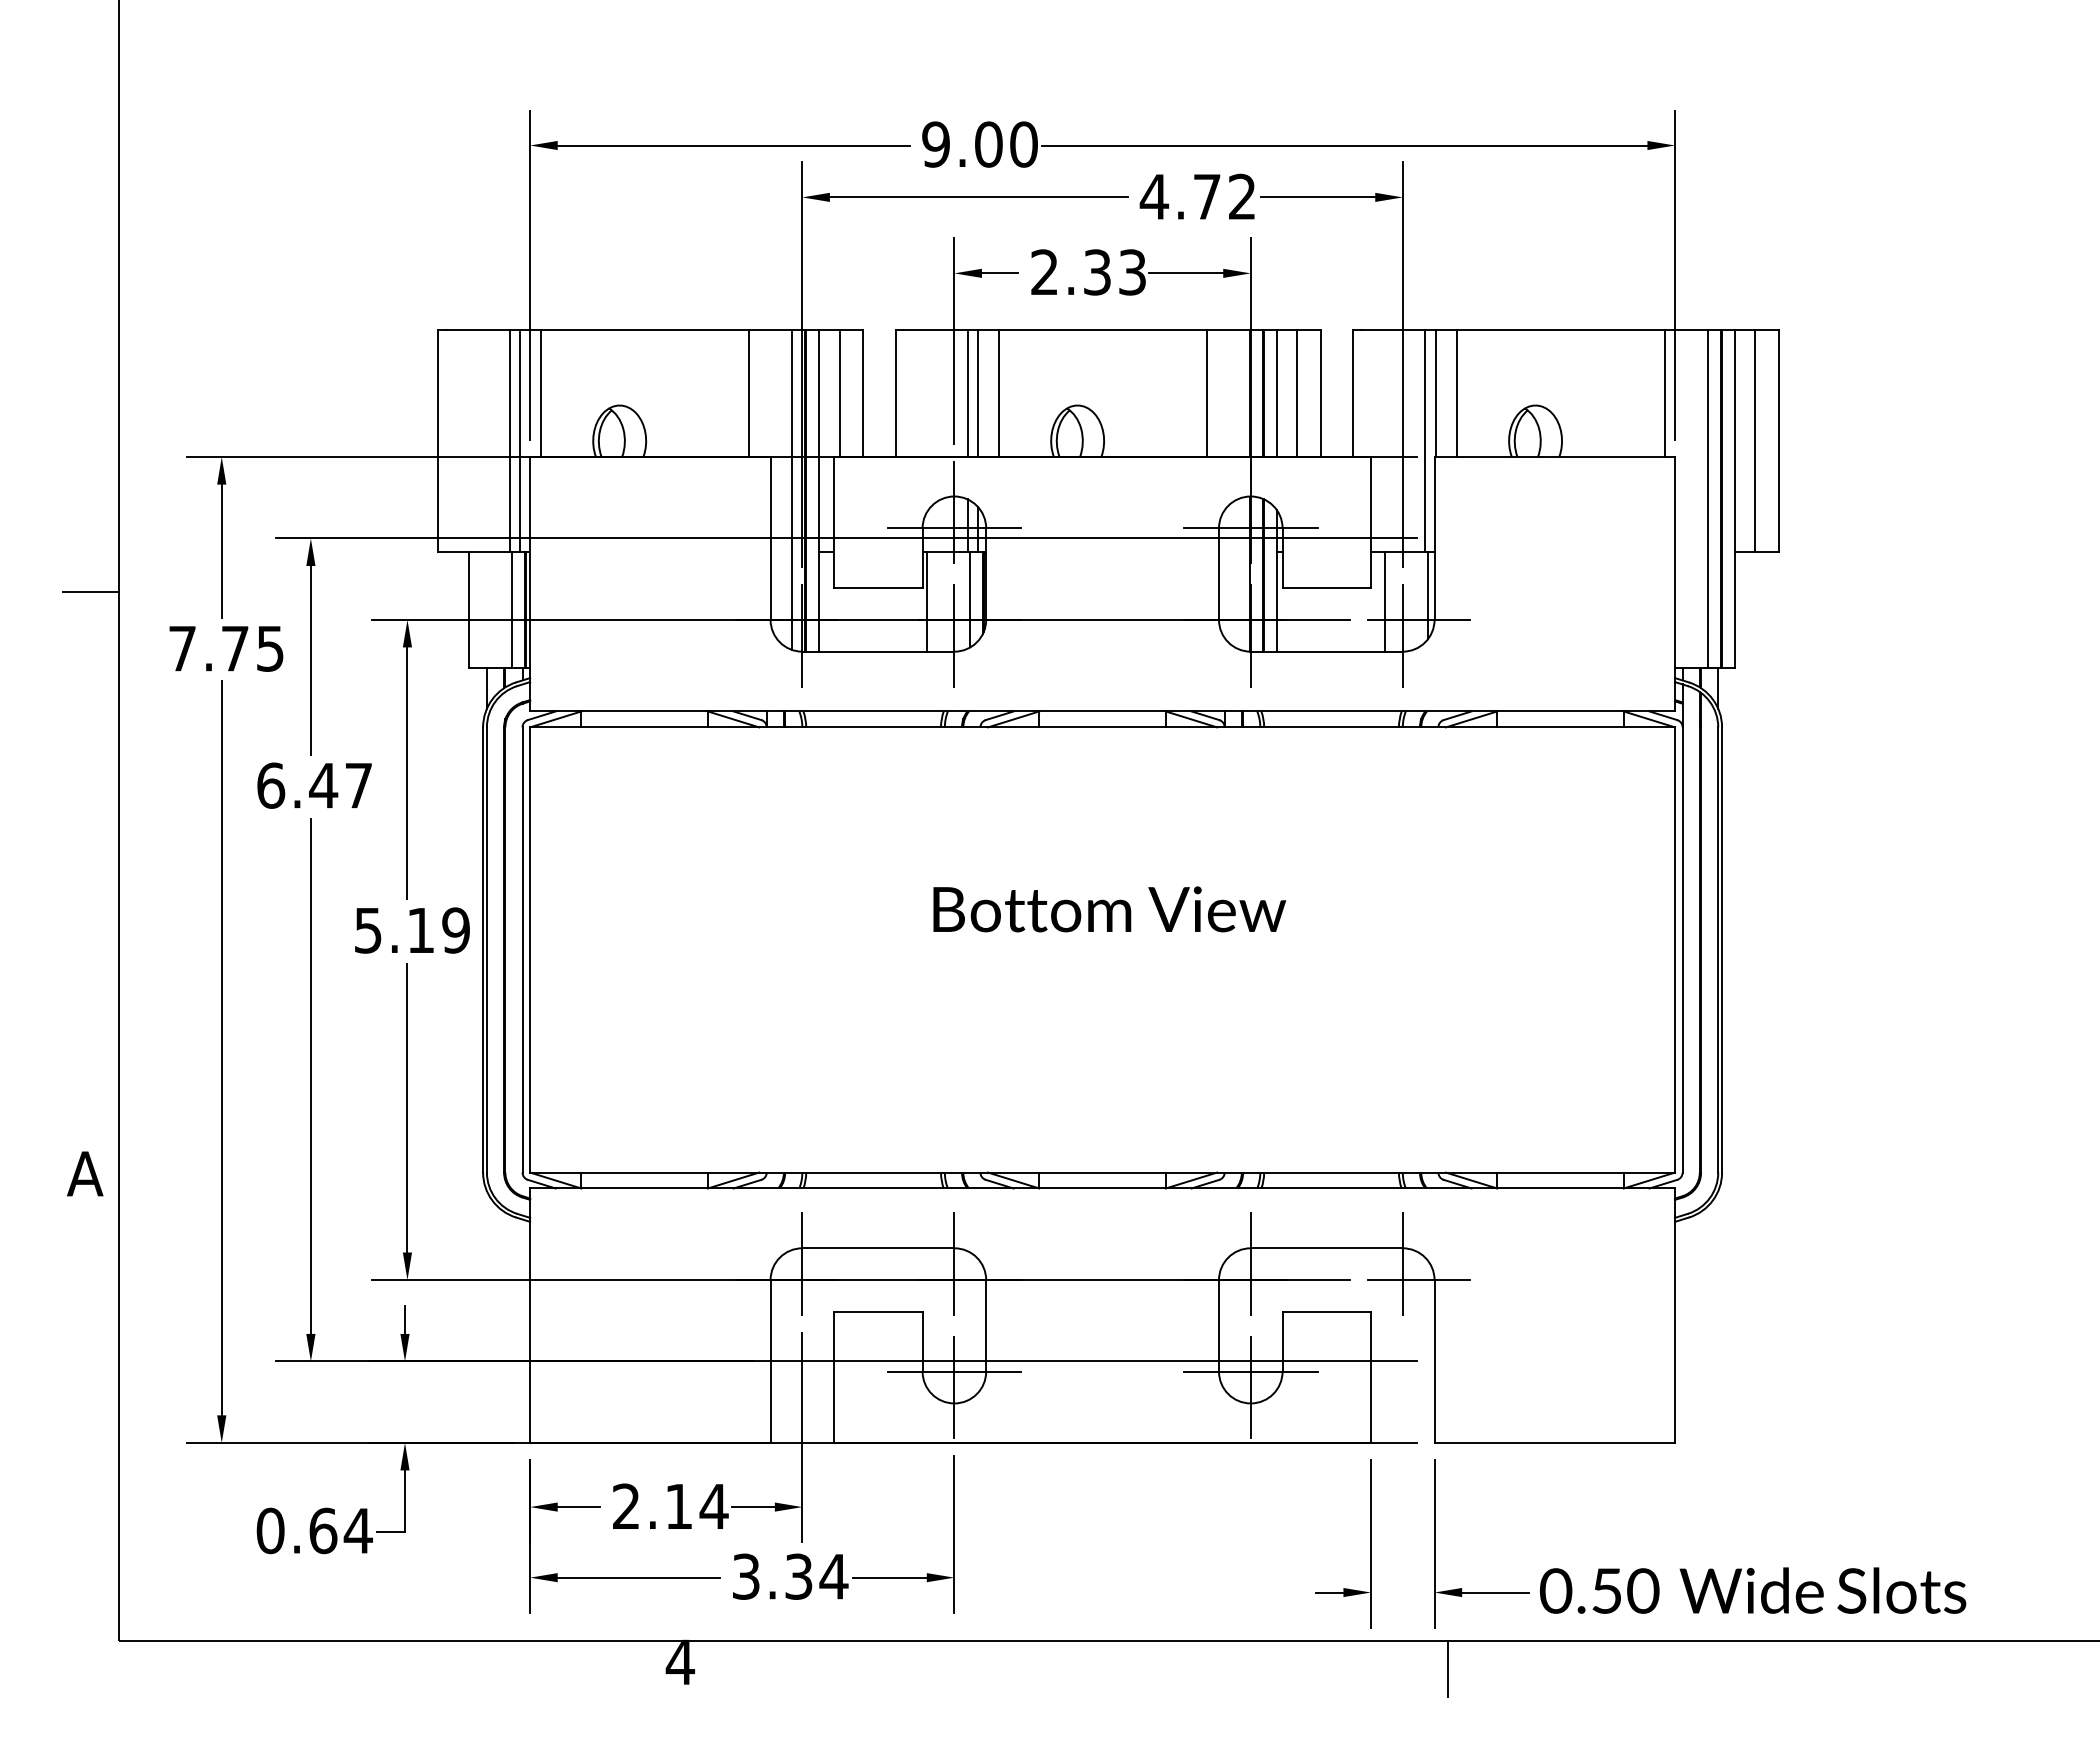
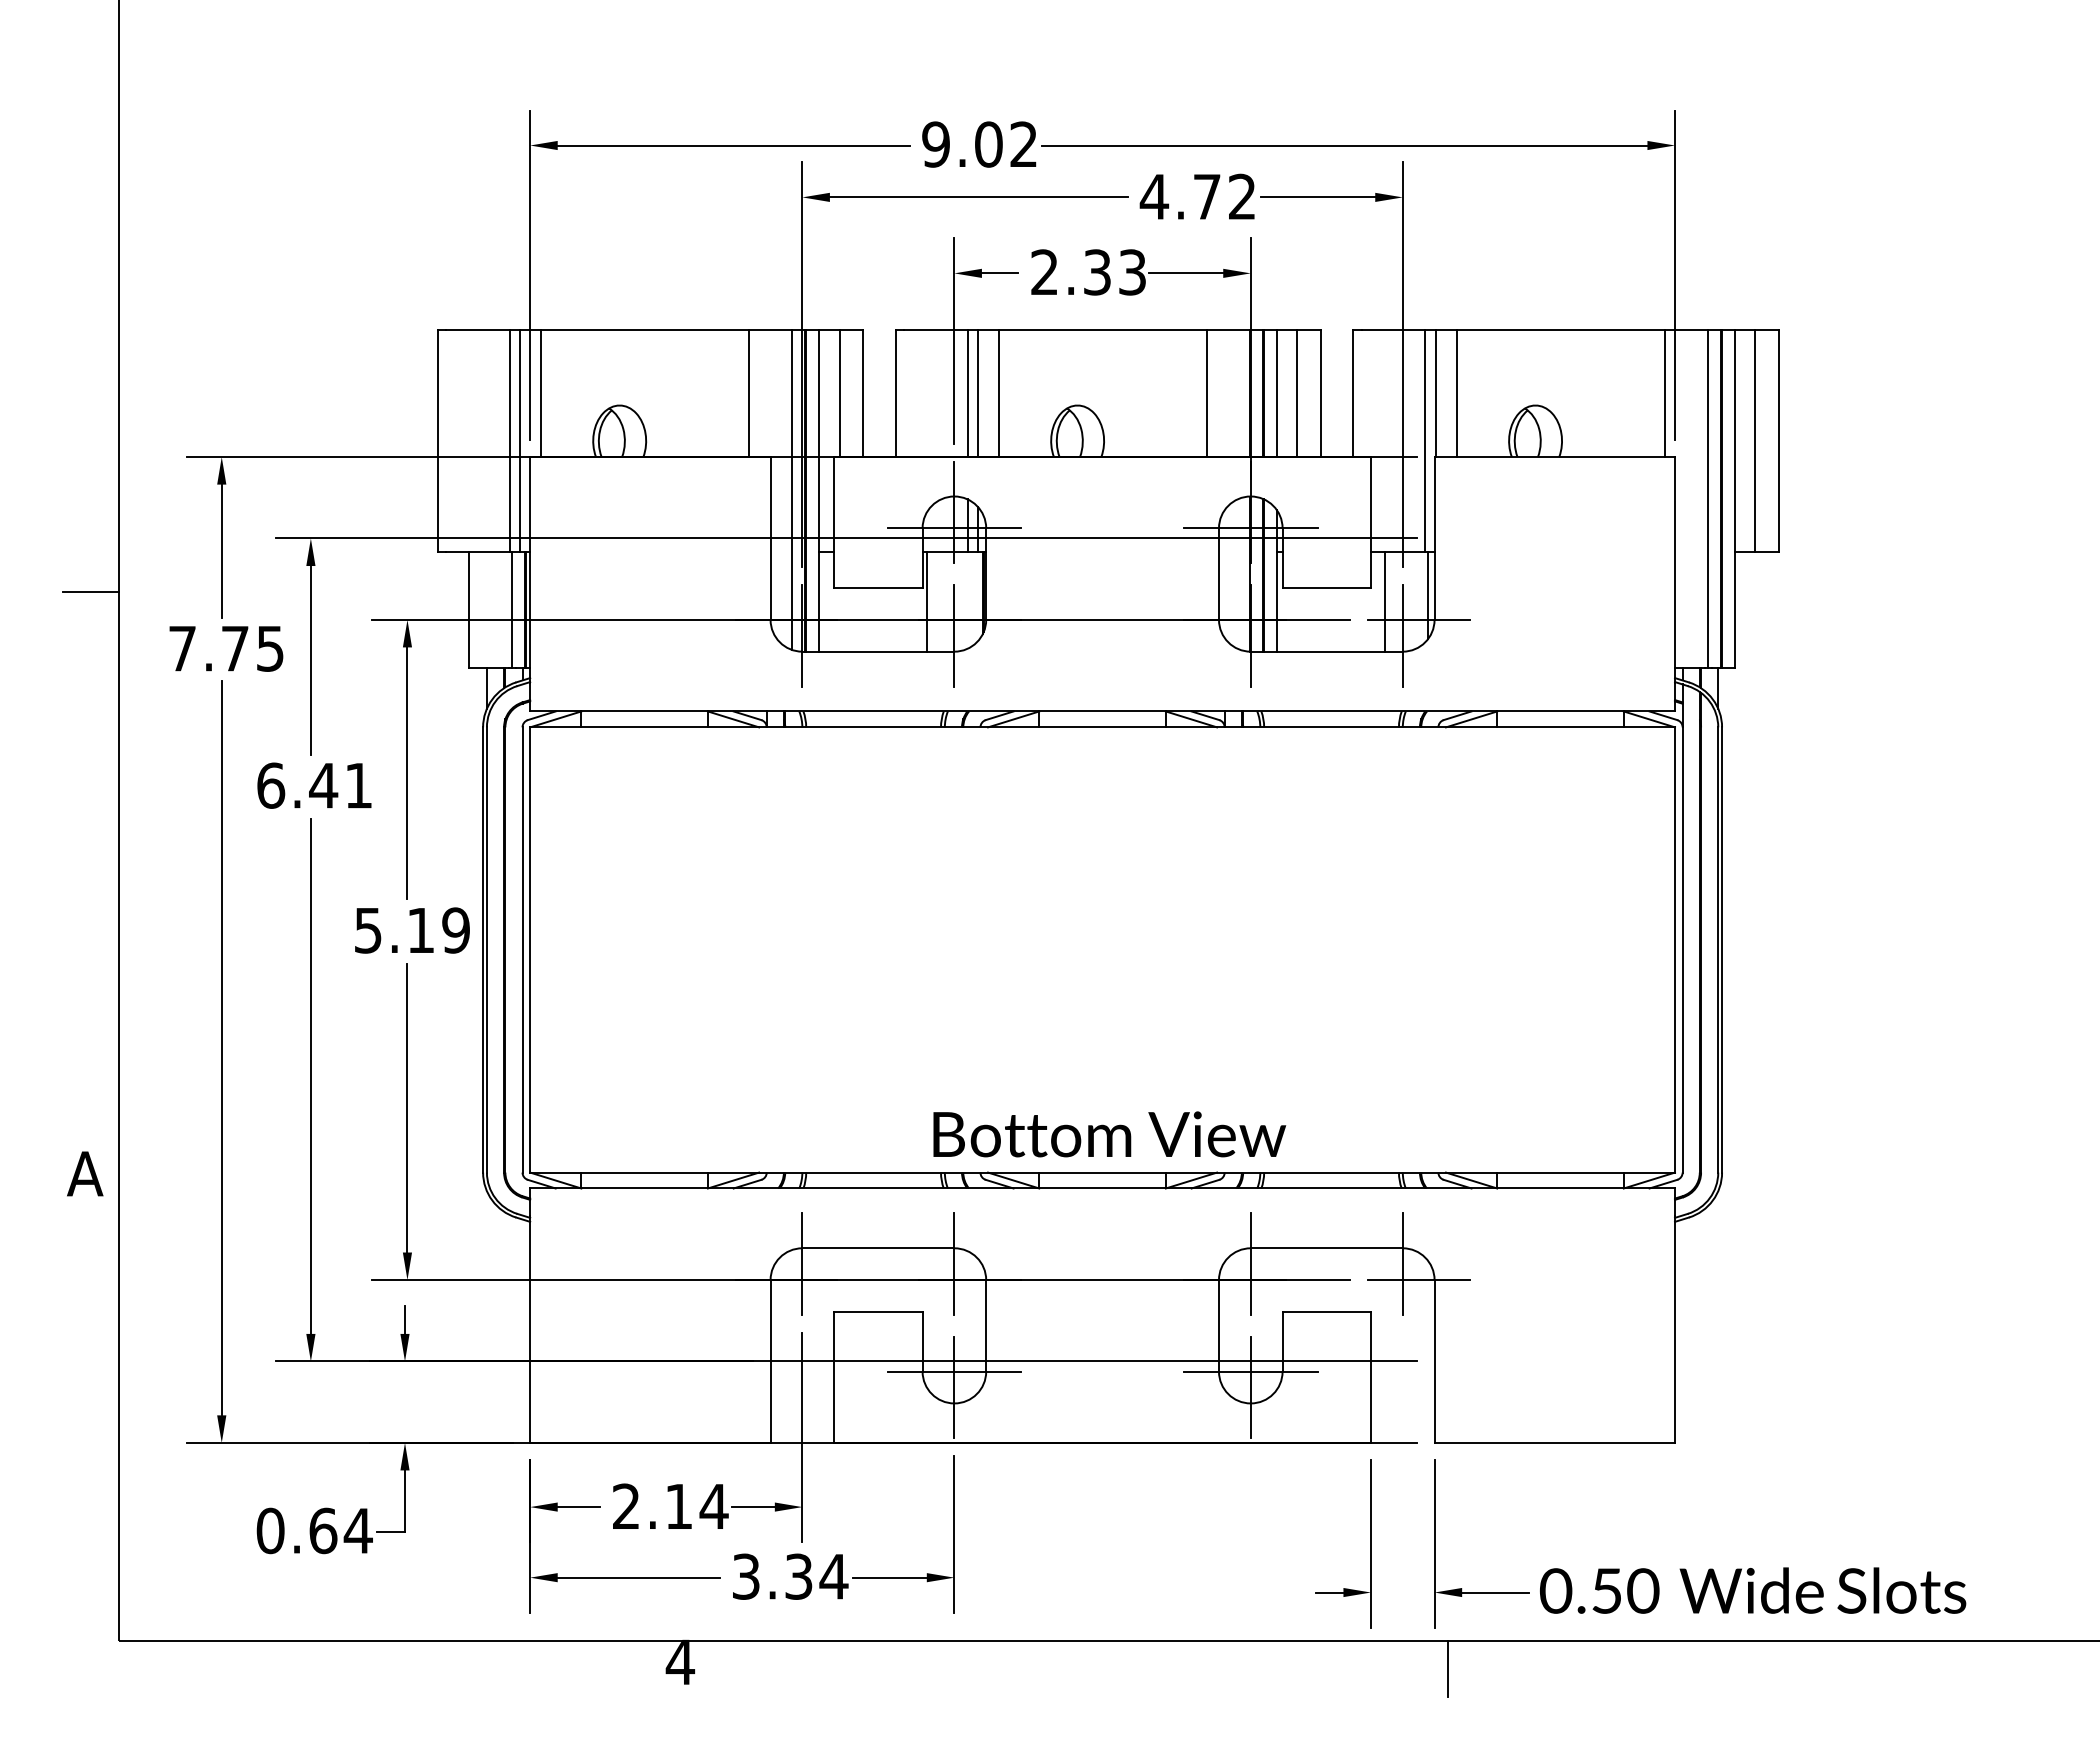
text: 9.00 -> 9.02 (1023, 144)
line: present -> none (970, 599)
text: 6.47 -> 6.41 (358, 785)
text position: (1109, 909) -> (1109, 1134) (1109, 1134)
